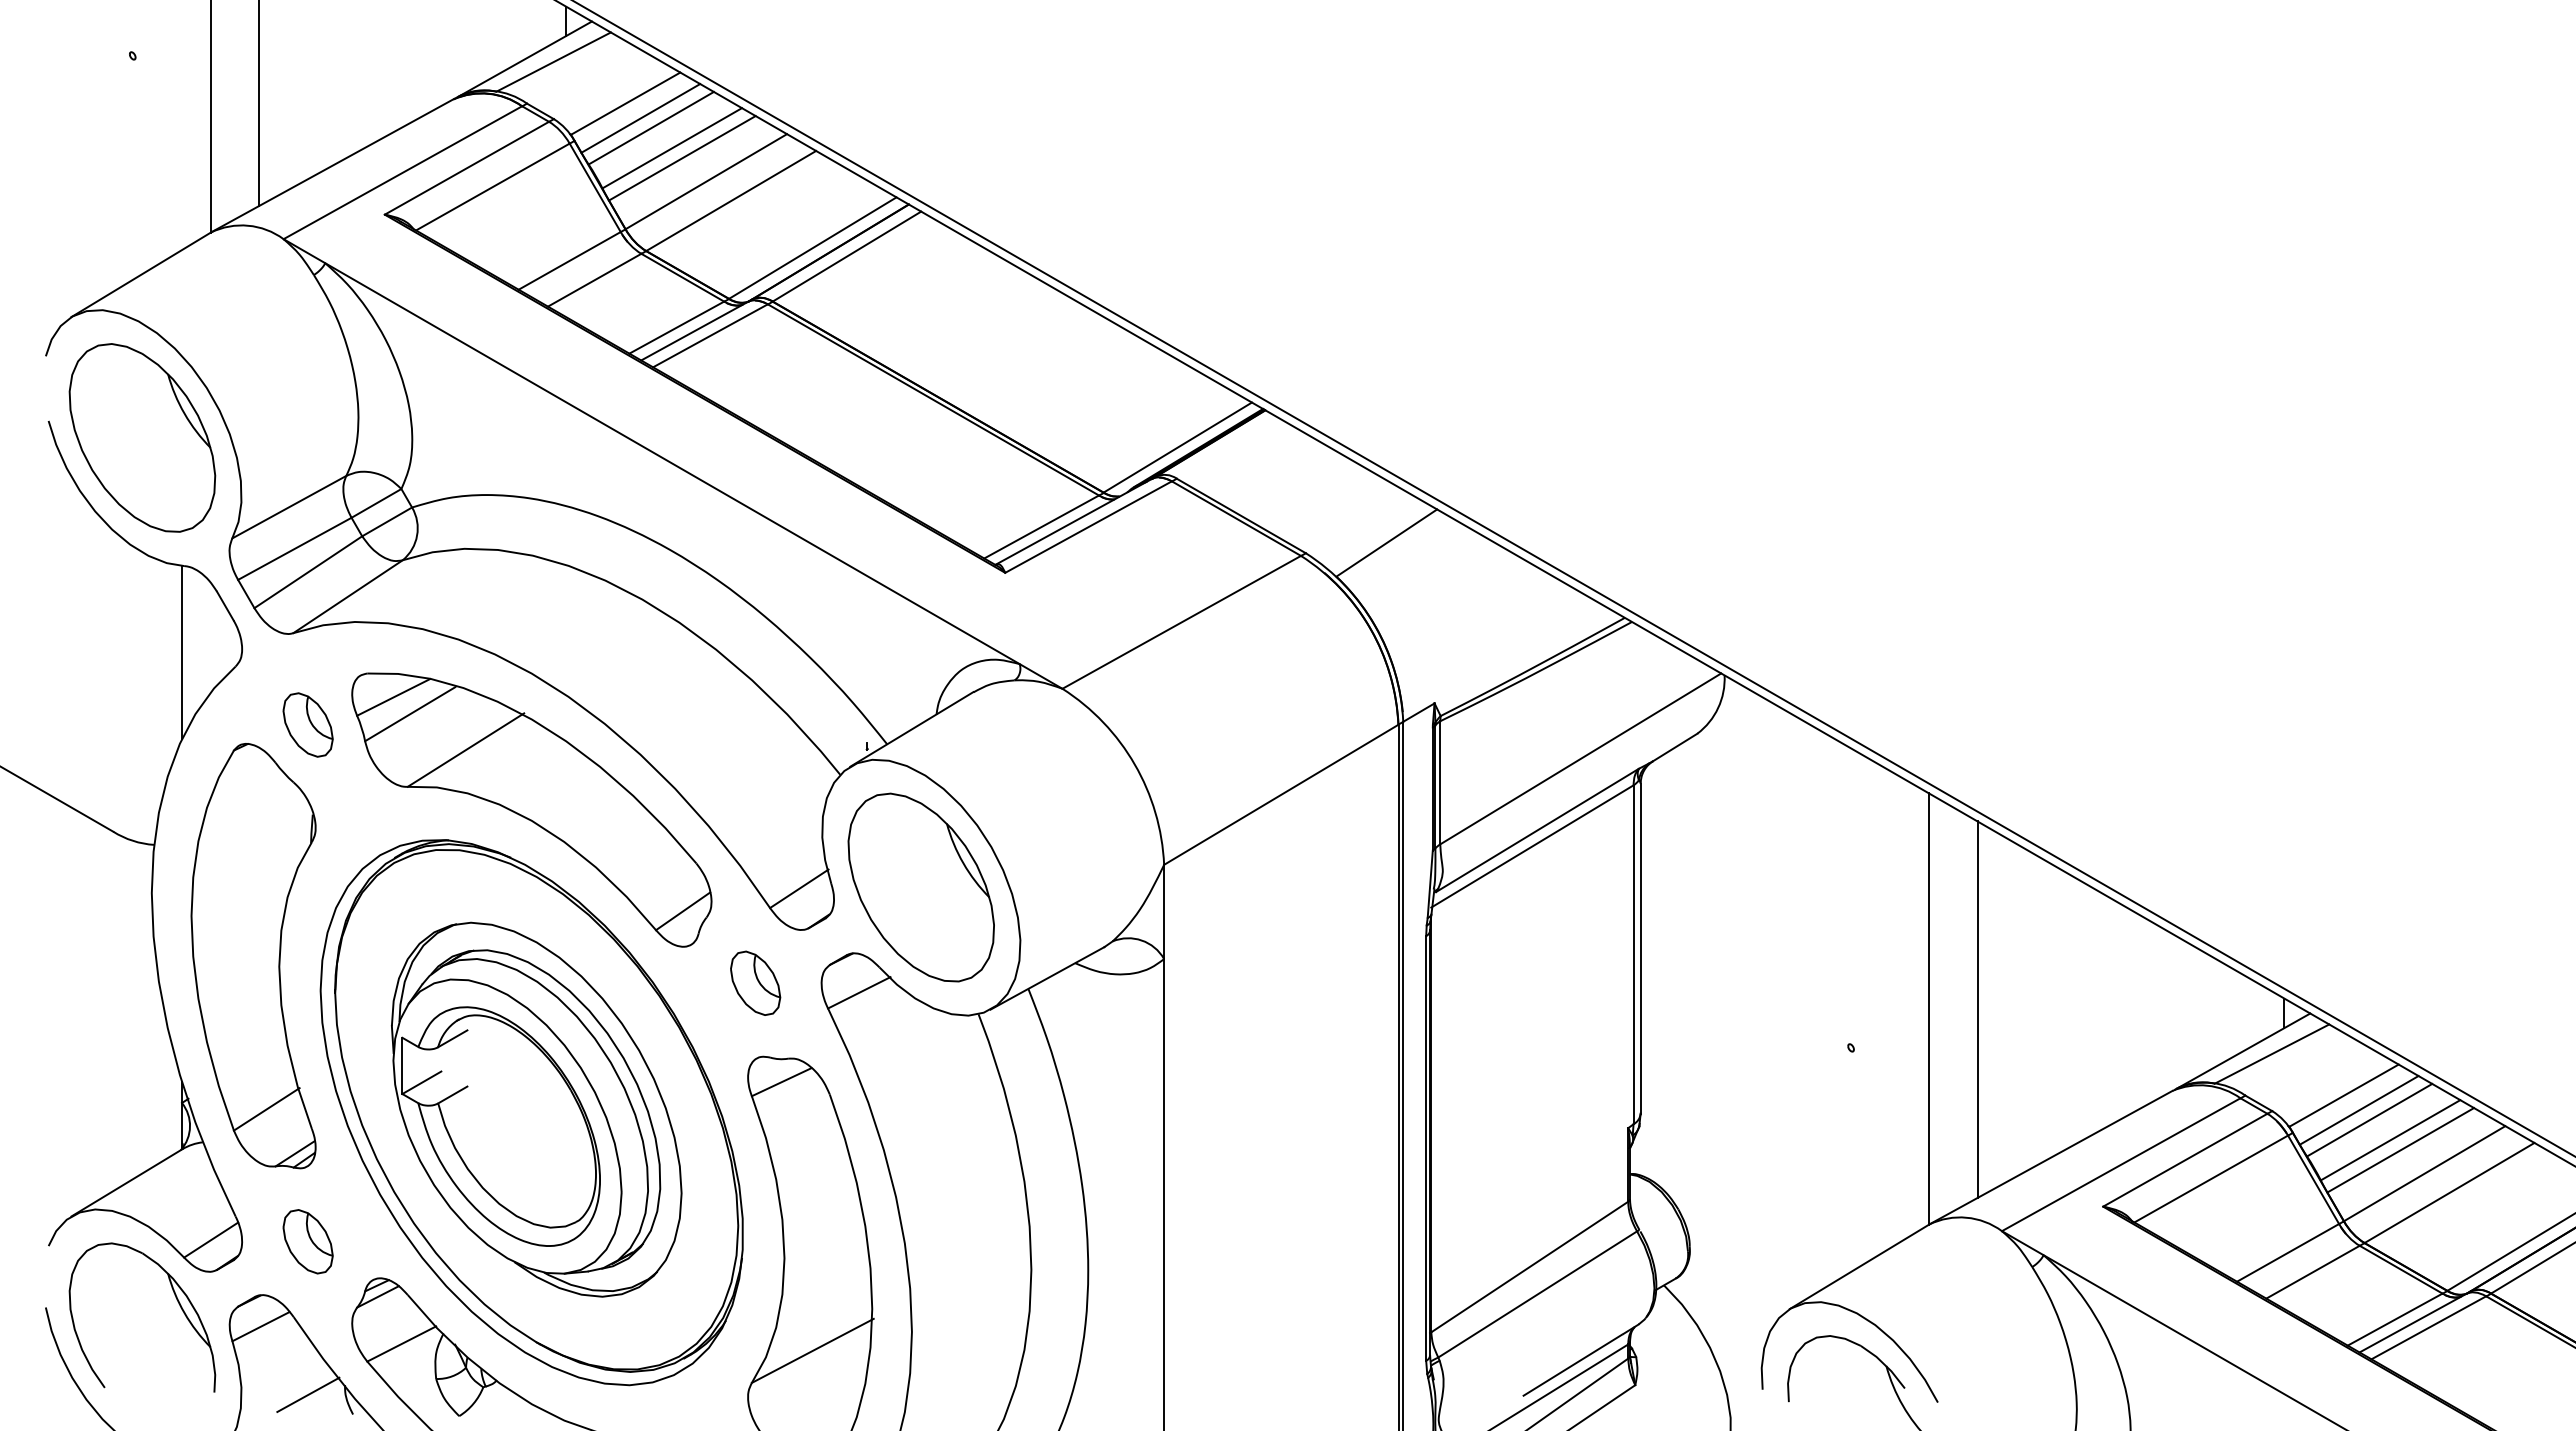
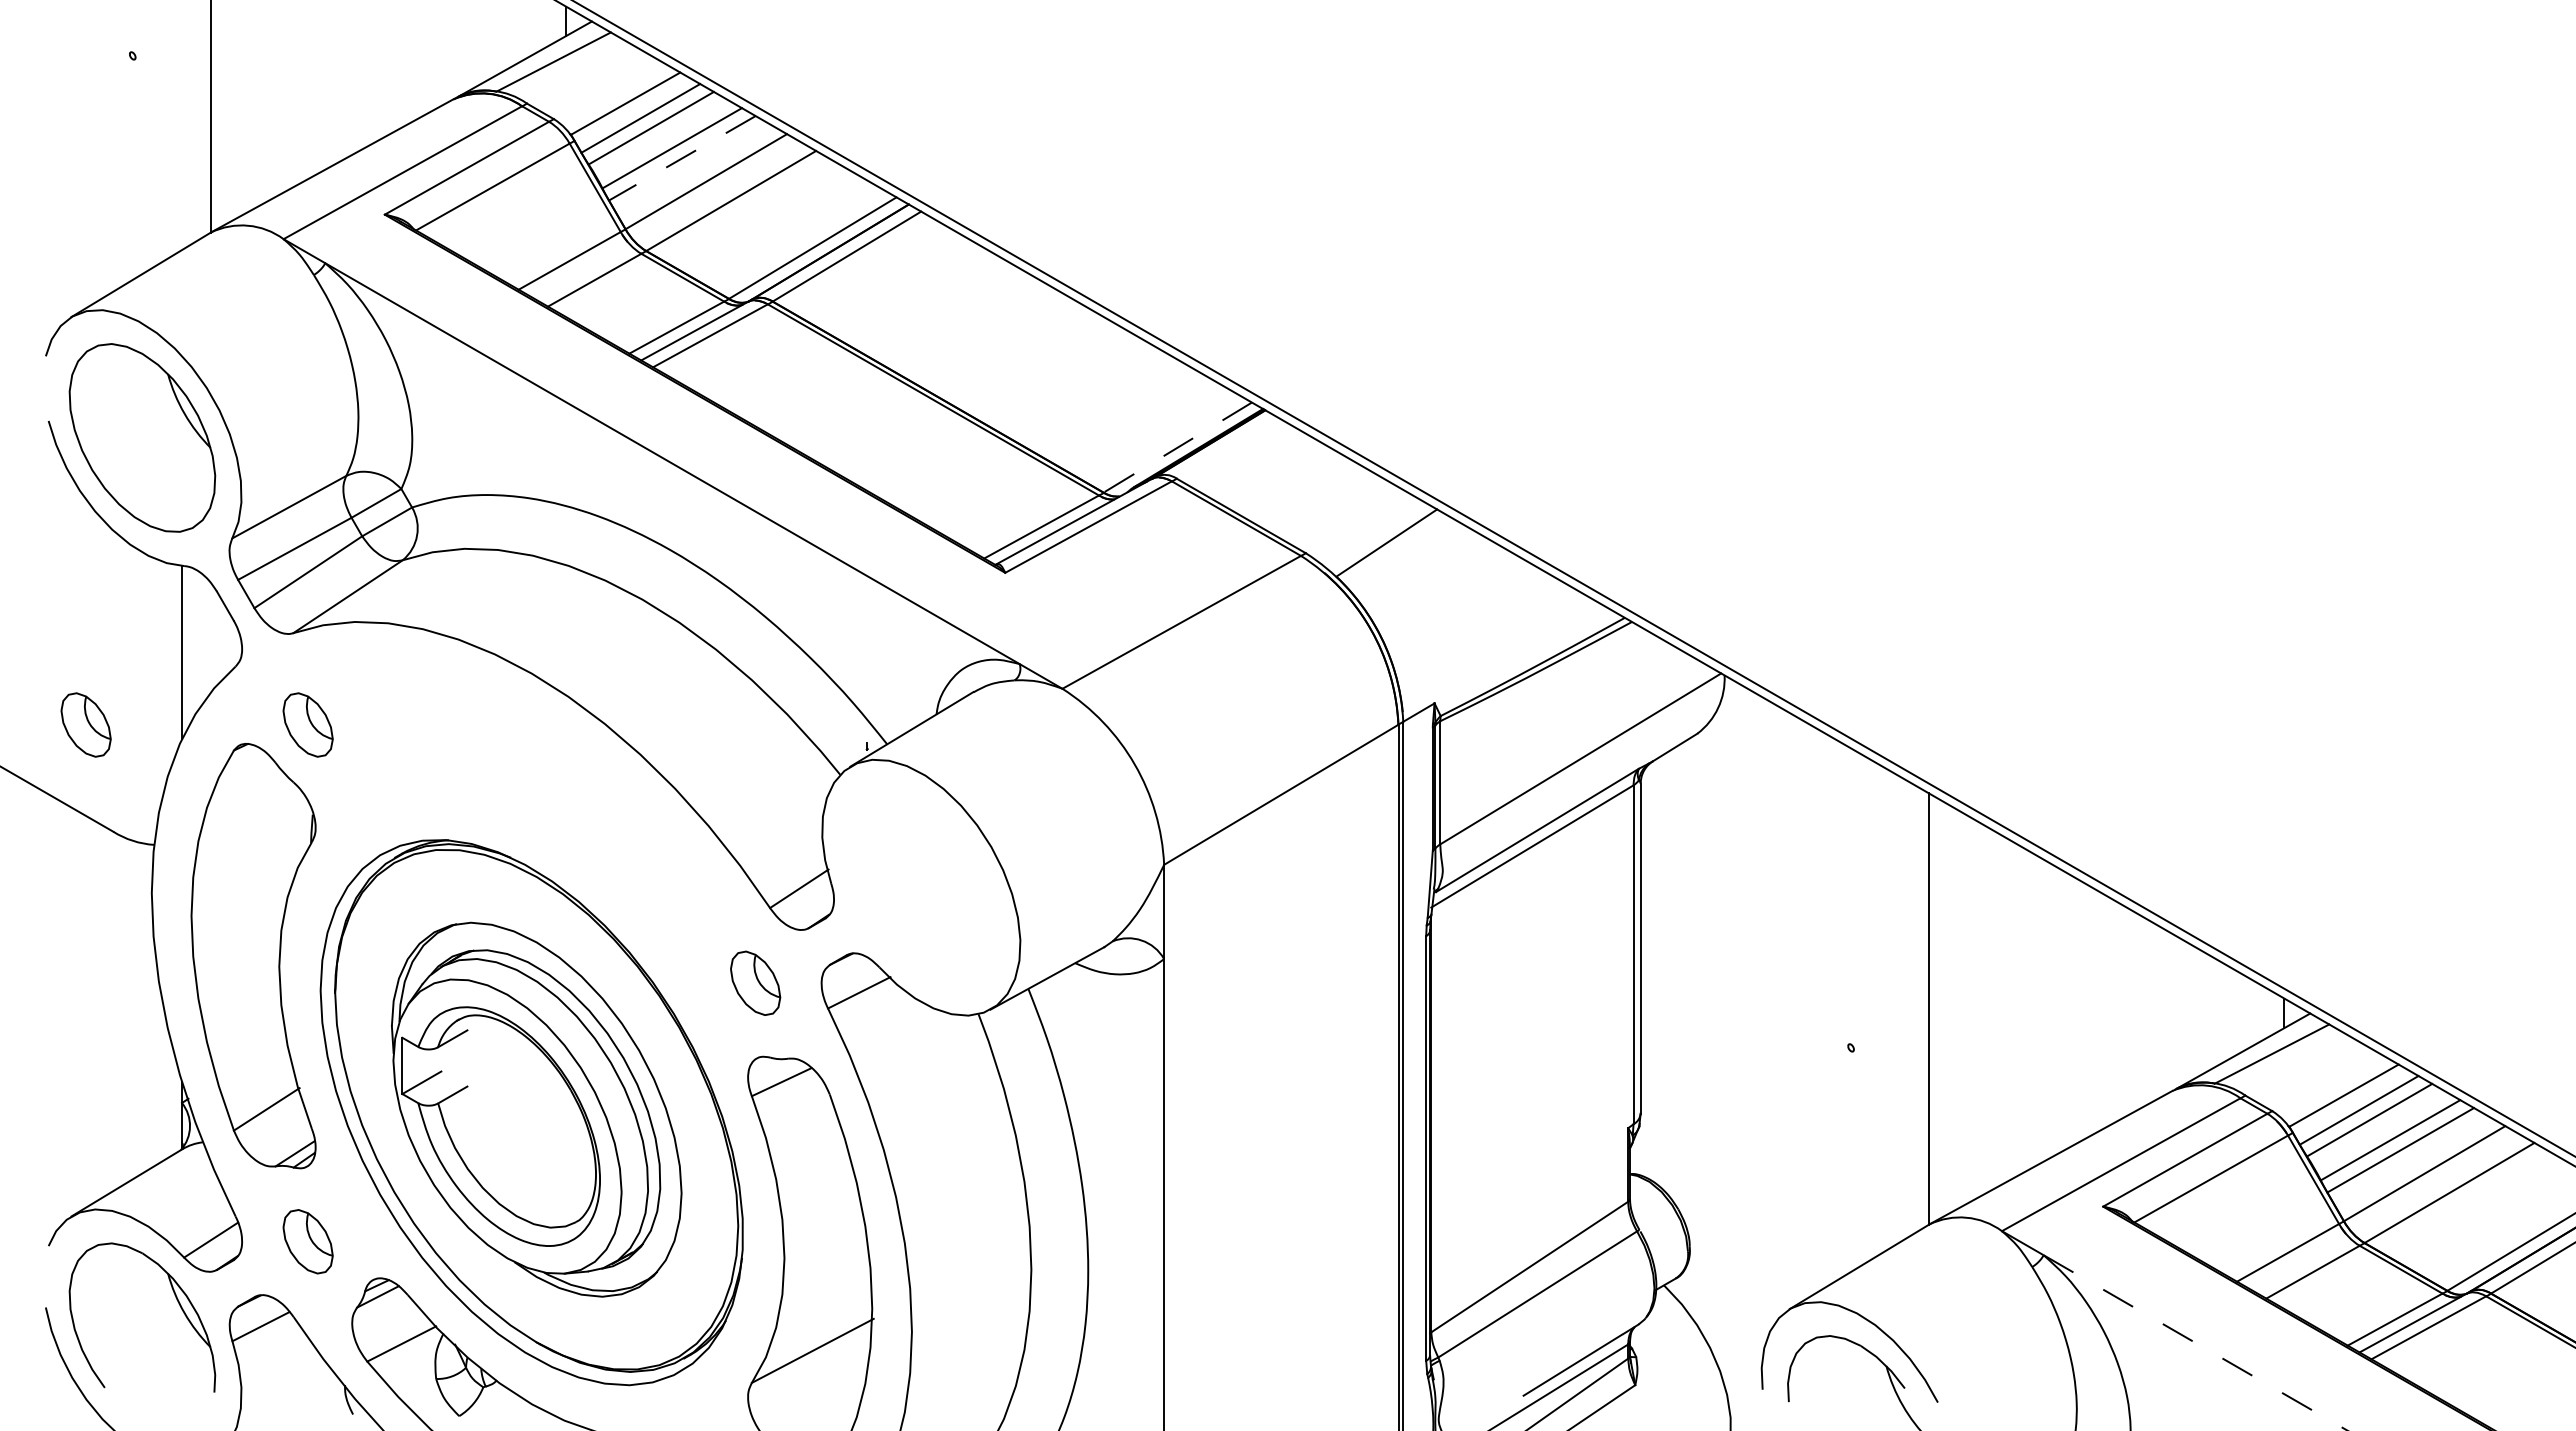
line: present -> none (259, 103)
line: solid -> dashed (682, 158)
line: solid -> dashed (1177, 447)
part: none -> present (85, 724)
part: present -> none (531, 809)
part: present -> none (920, 887)
line: present -> none (1977, 1009)
line: solid -> dashed (2196, 1343)
line: present -> none (308, 1394)
